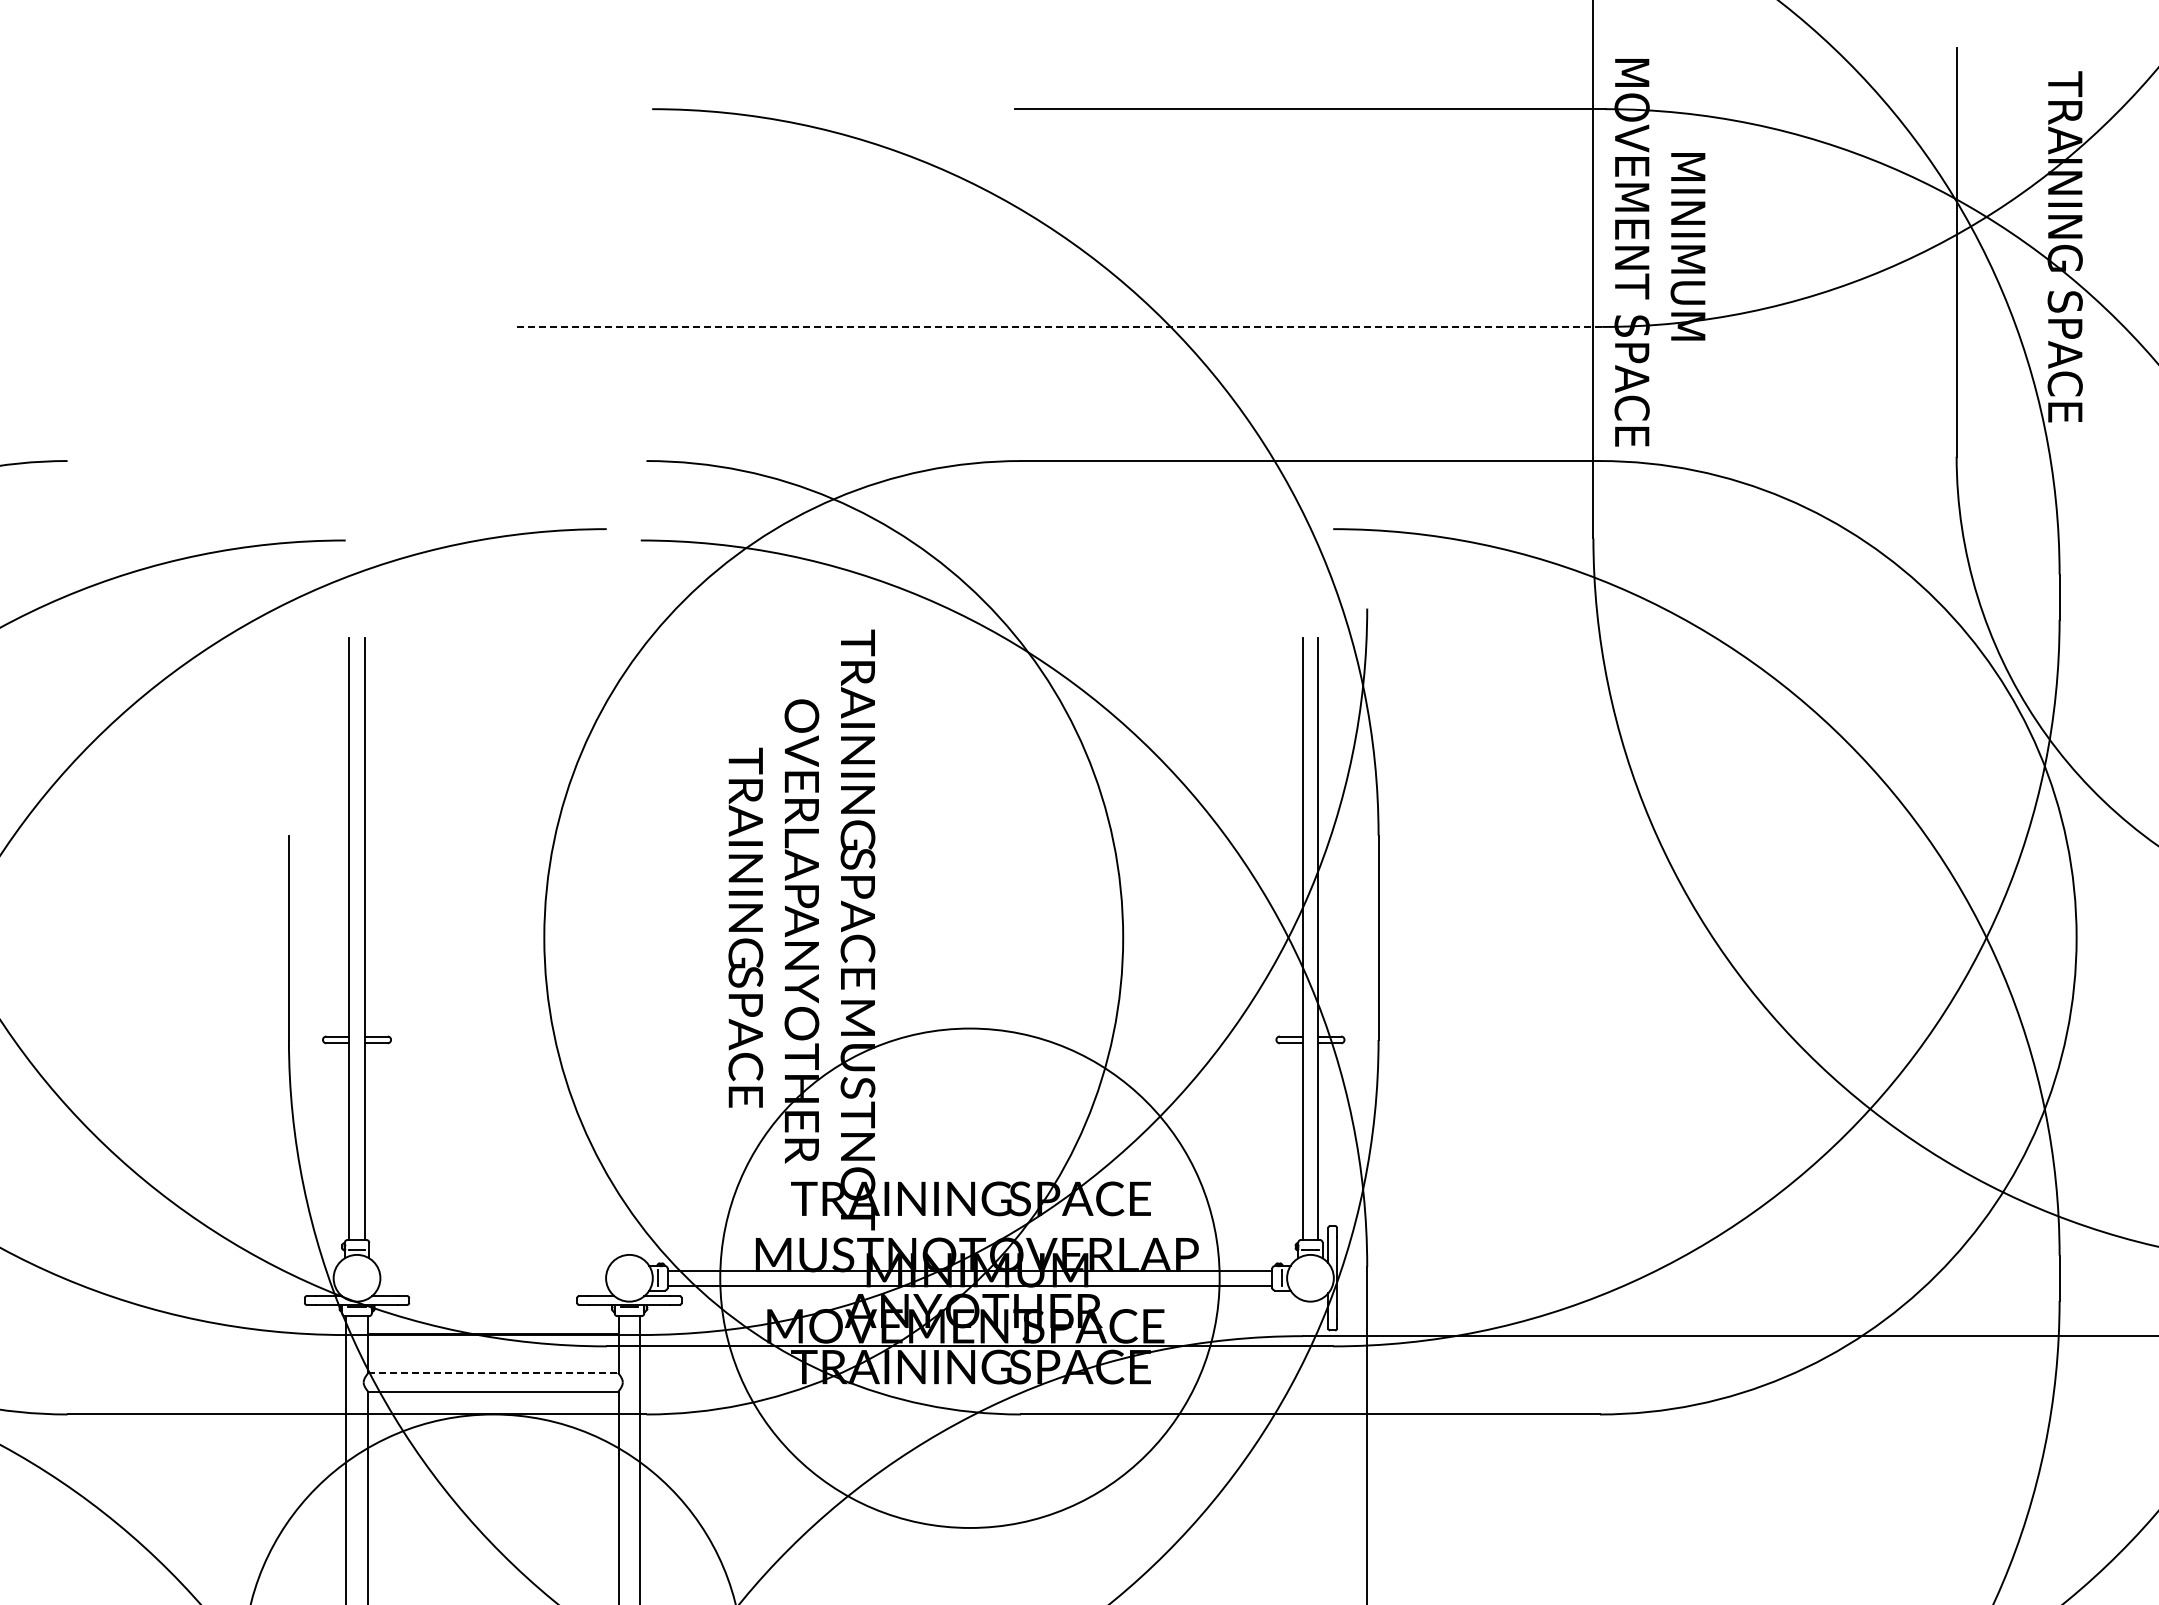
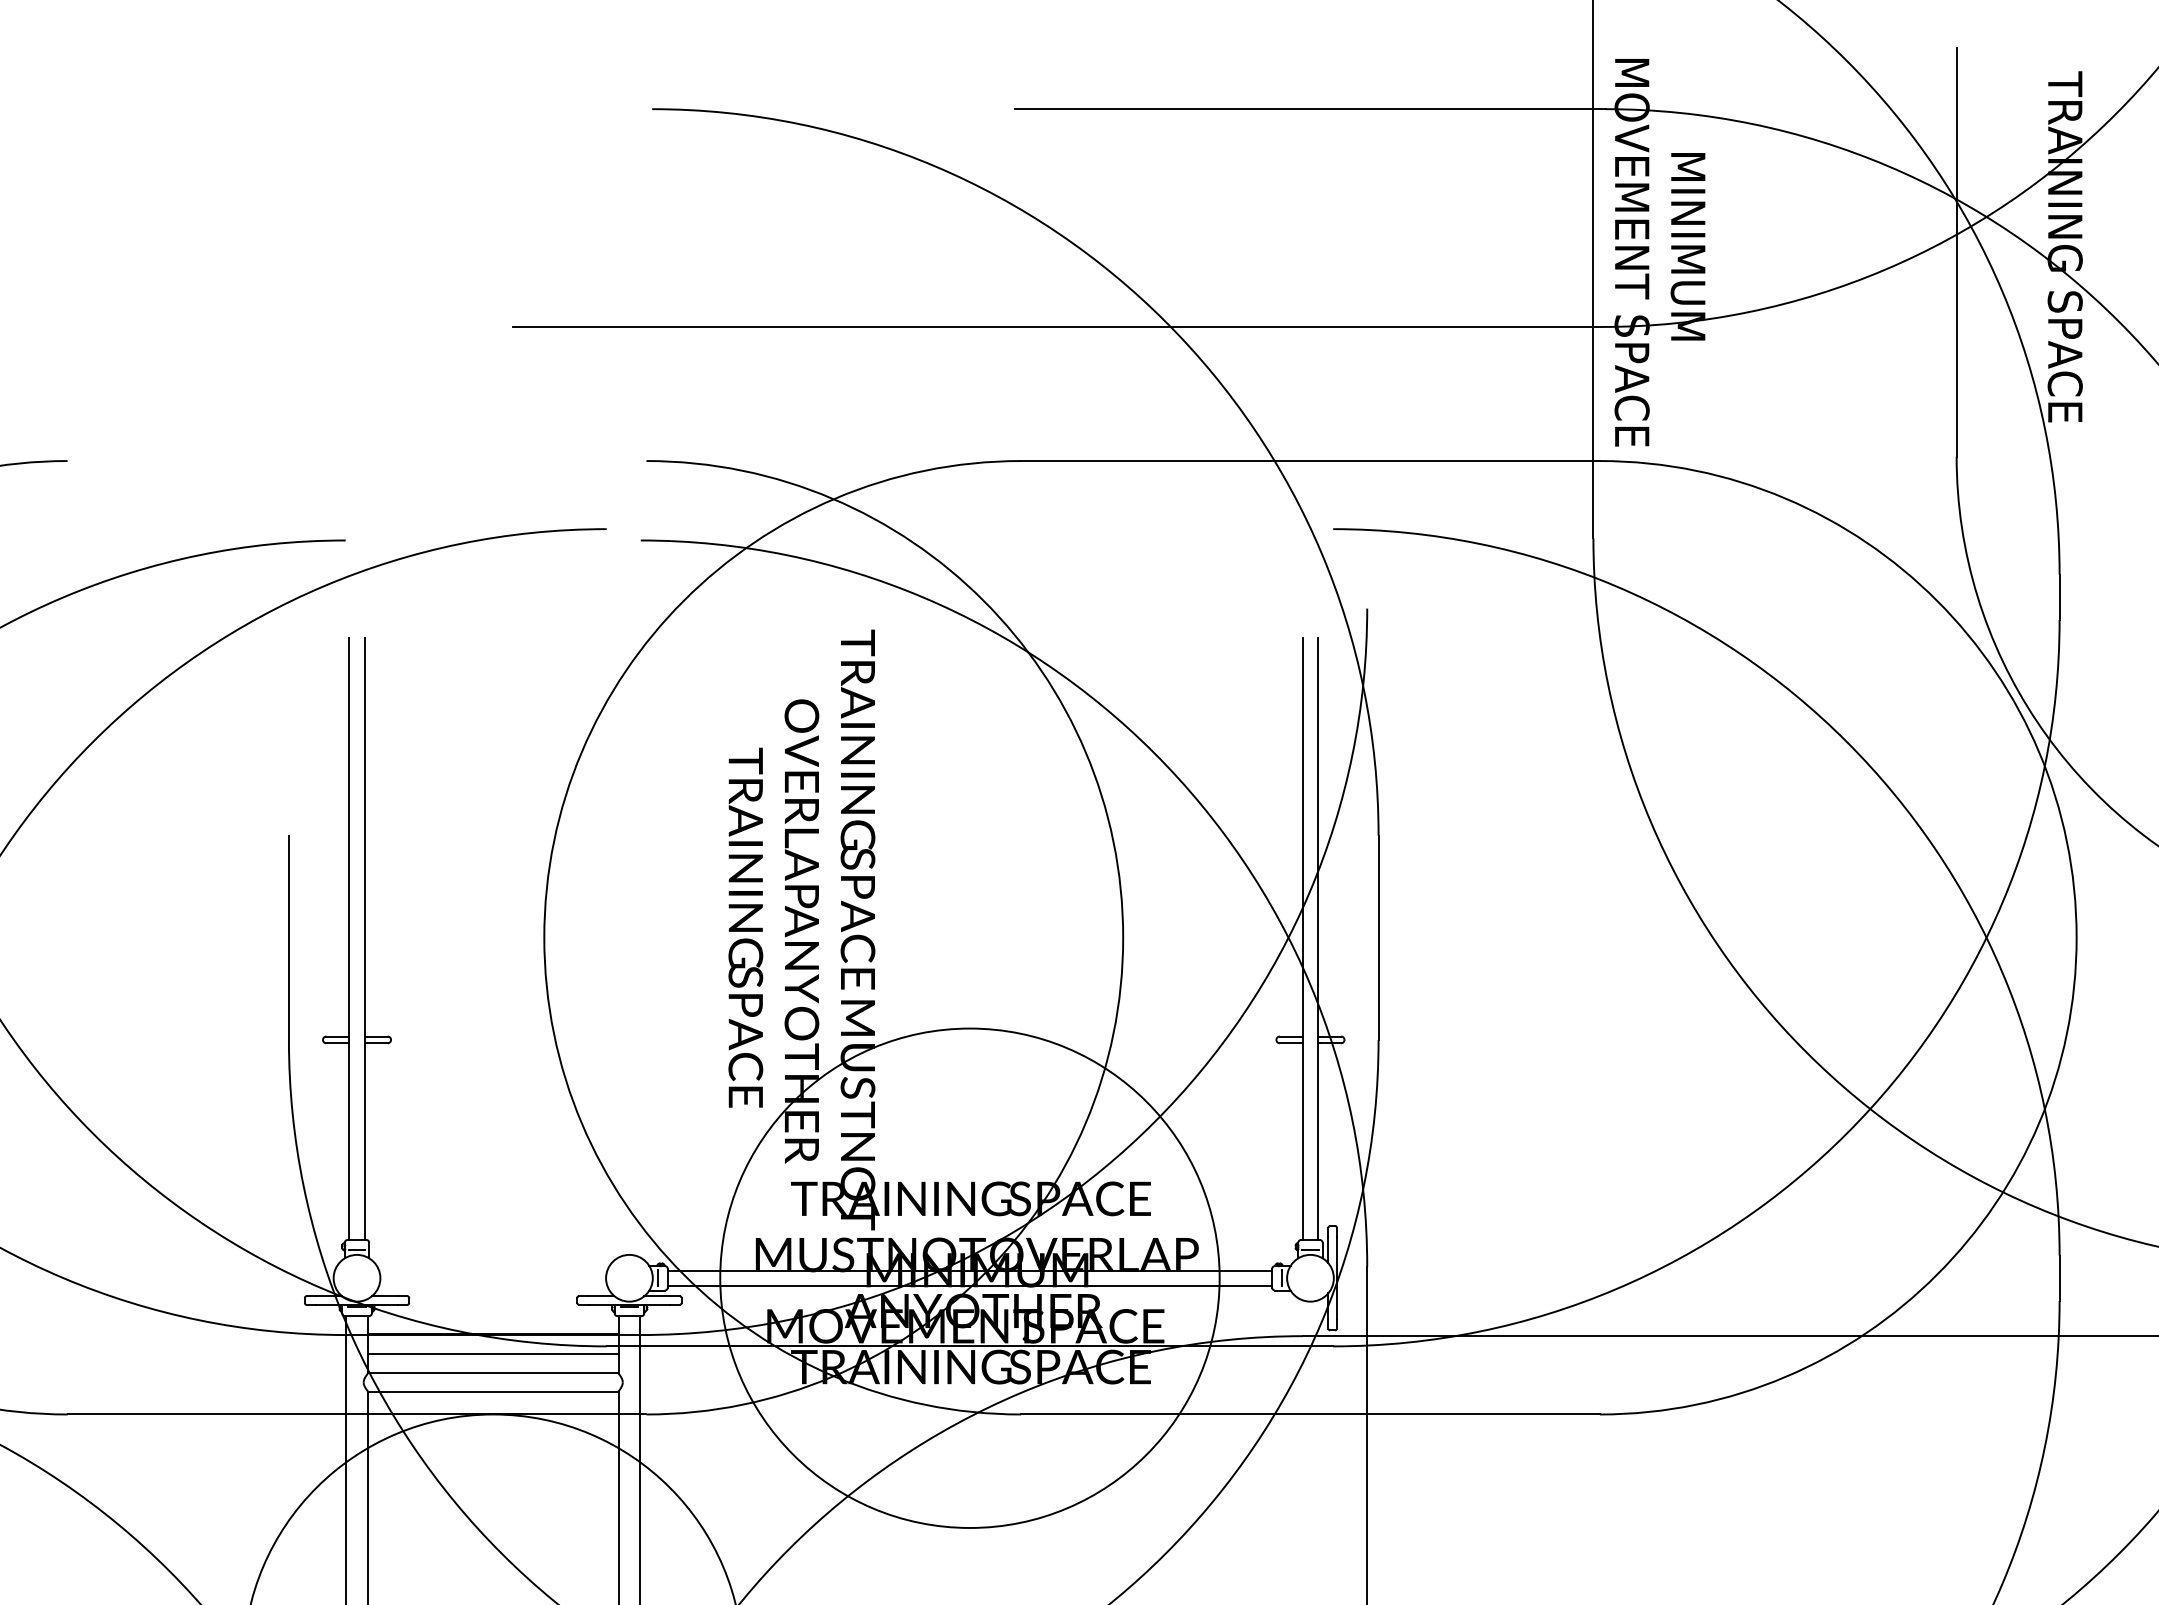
line: dashed -> solid (1057, 326)
line: none -> present (493, 1353)
line: dashed -> solid (493, 1372)
